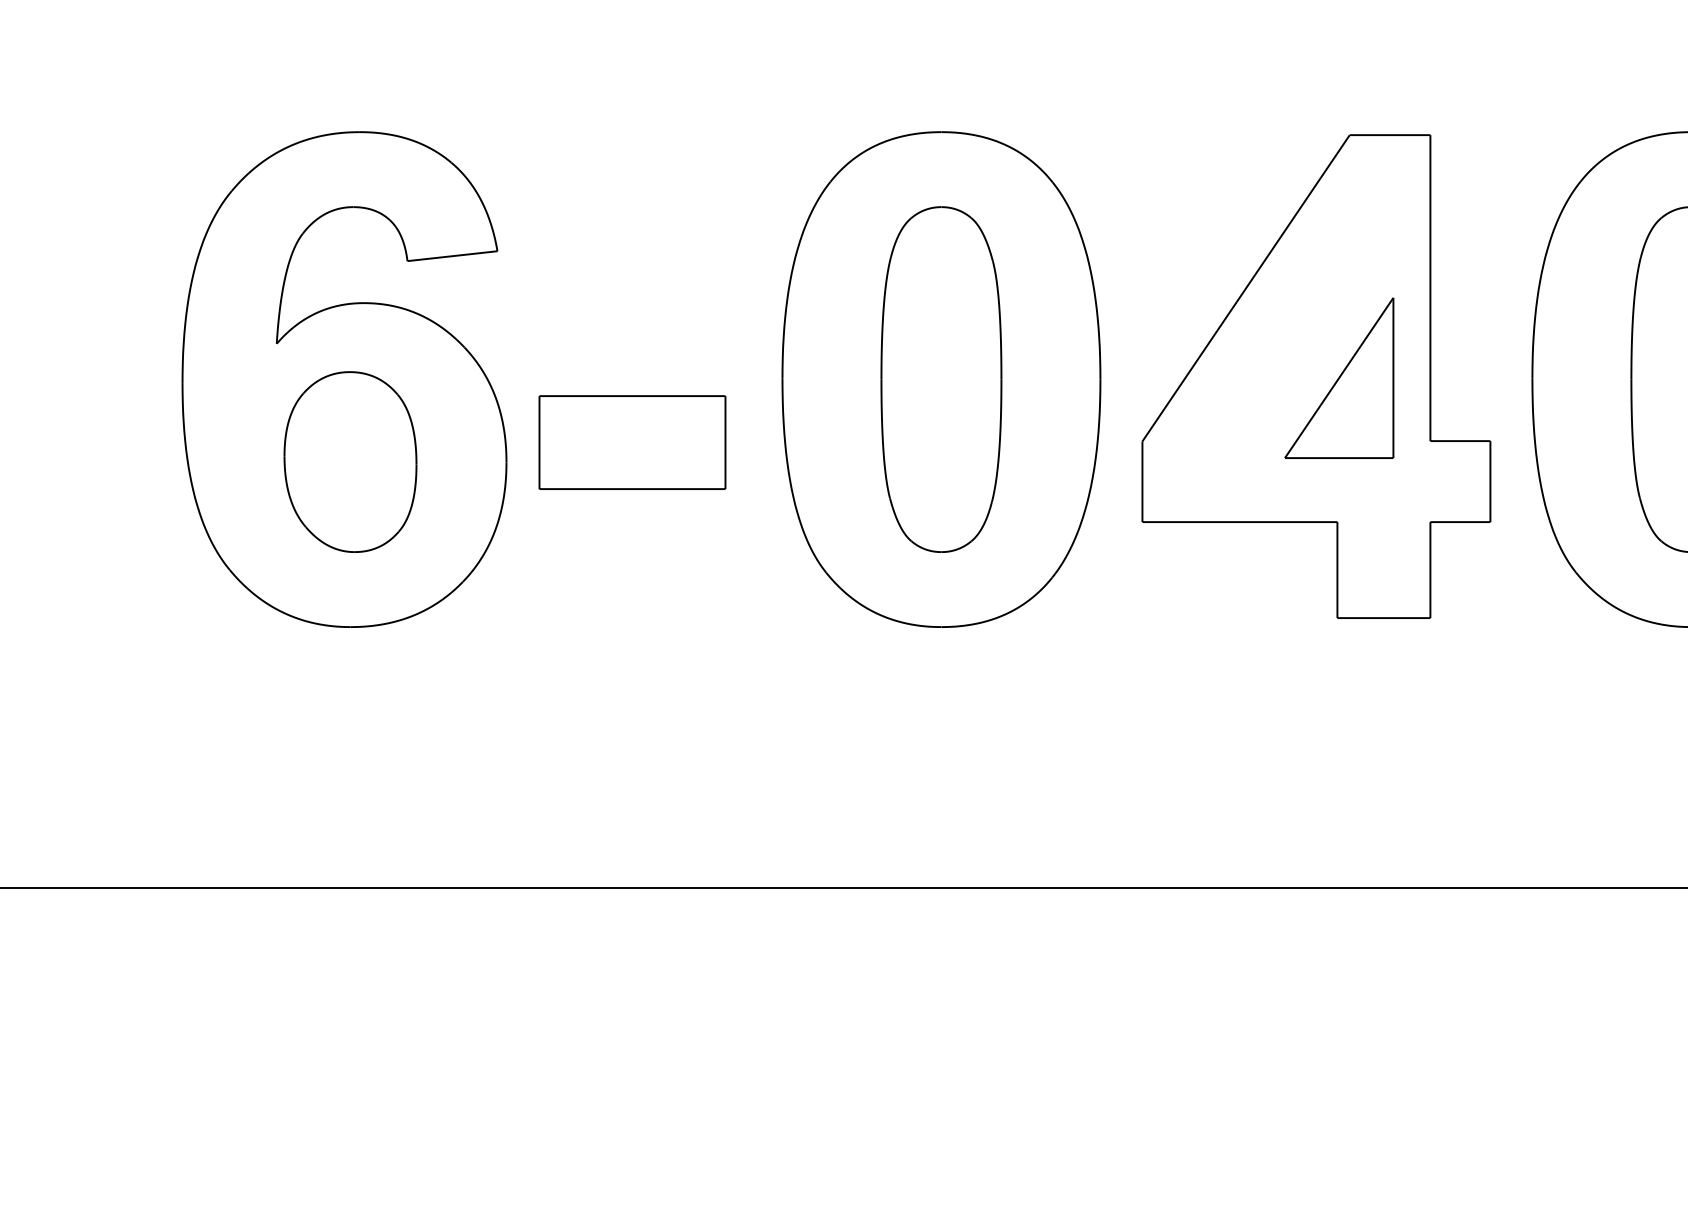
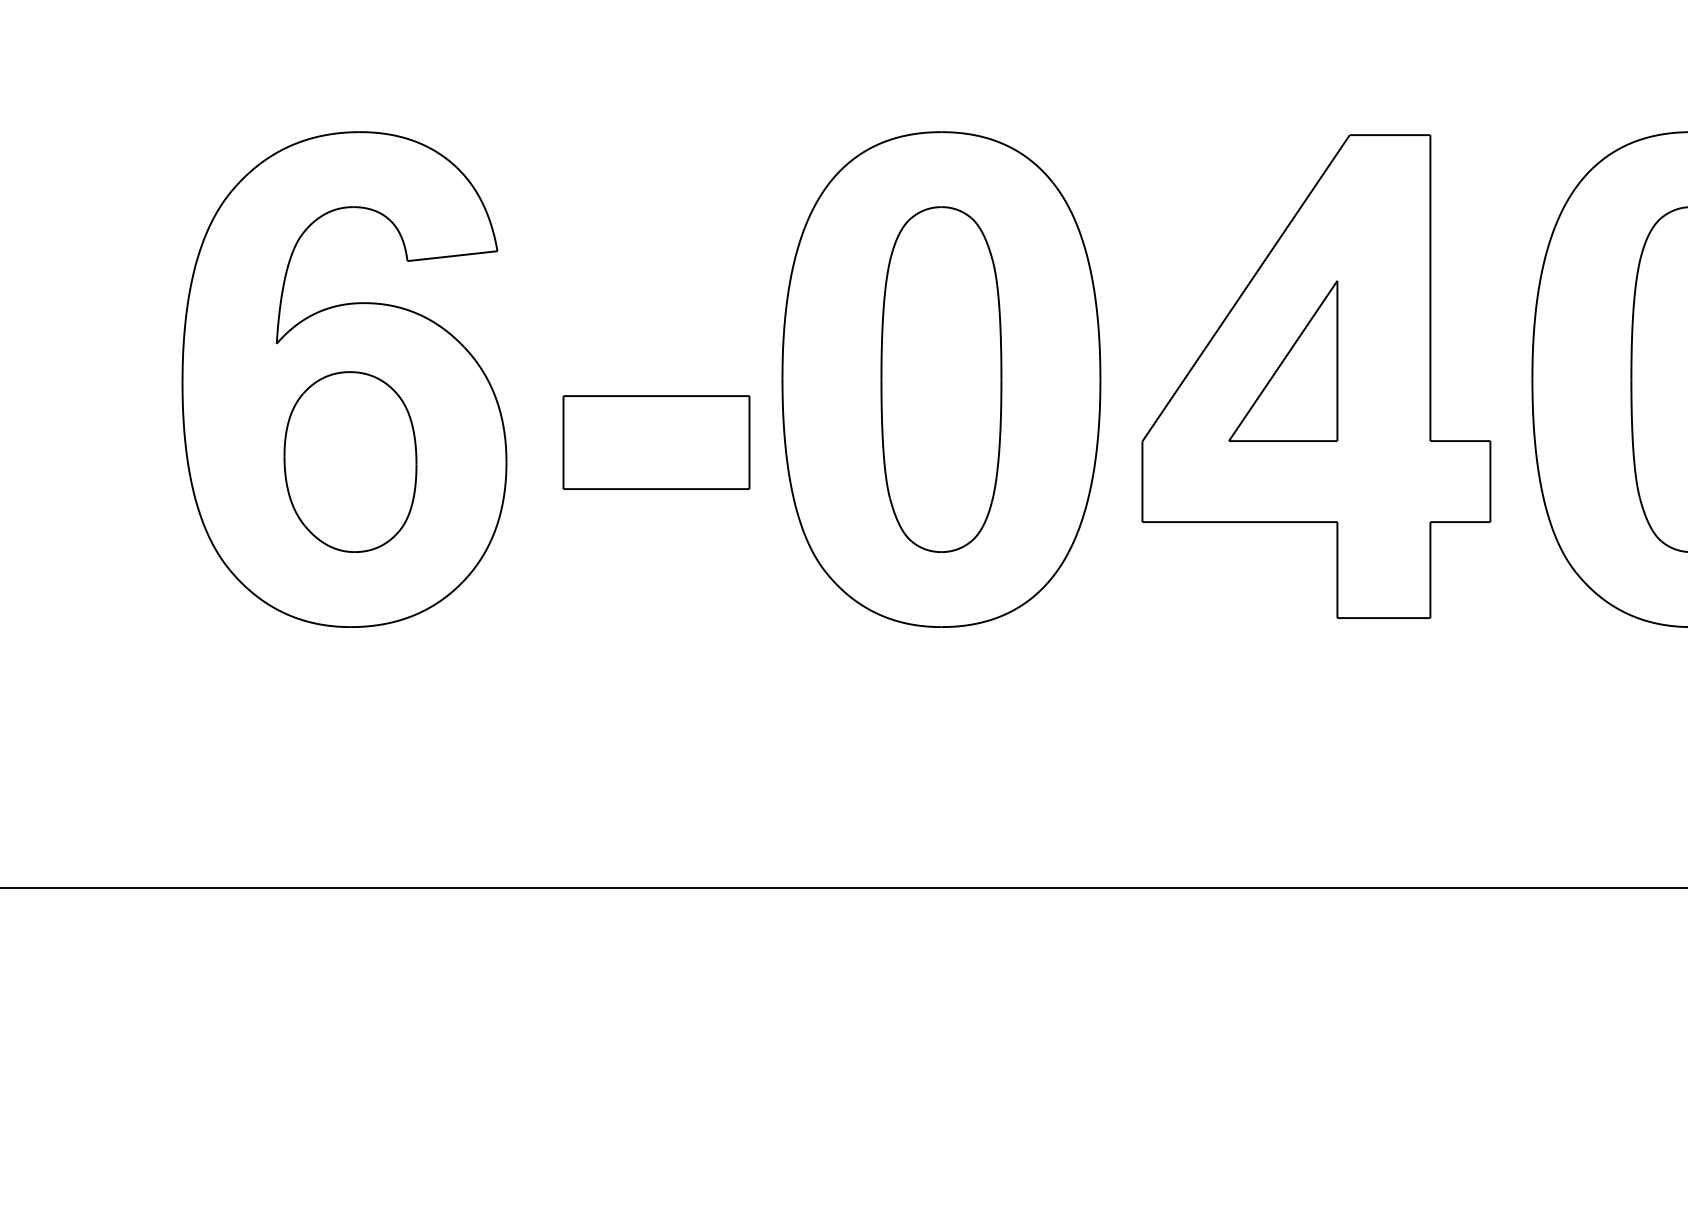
part position: (1339, 377) -> (1283, 360) (1283, 360)
part position: (632, 442) -> (656, 442) (656, 442)
